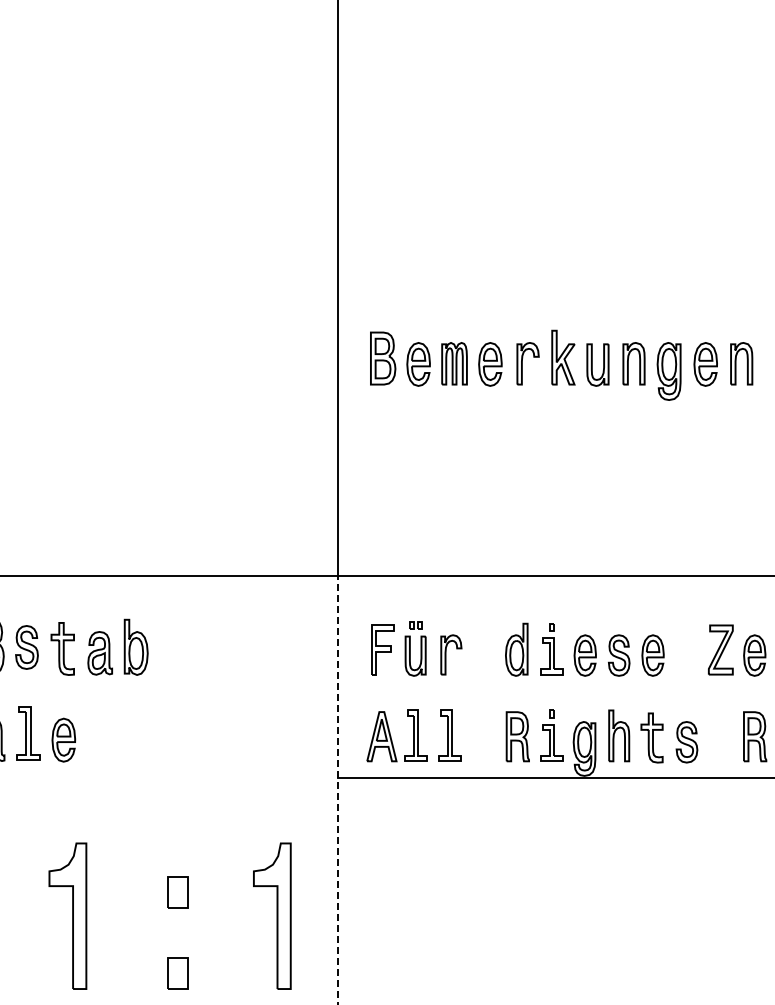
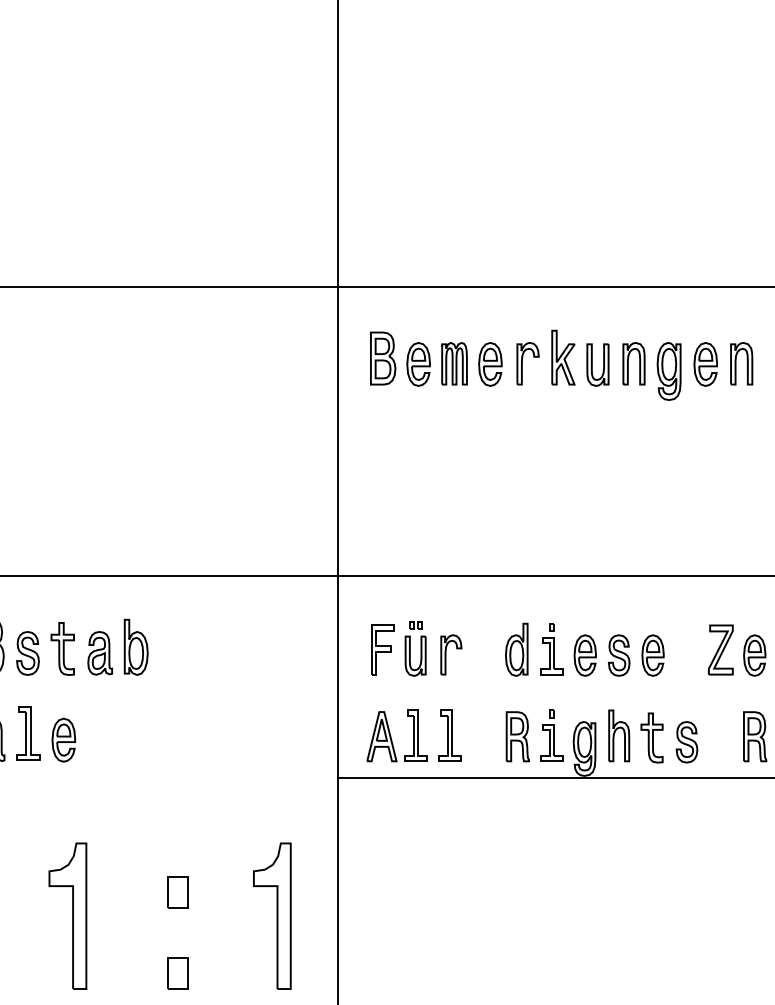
line: none -> present (386, 286)
part position: (26, 647) -> (27, 653) (27, 653)
line: dashed -> solid (338, 789)
